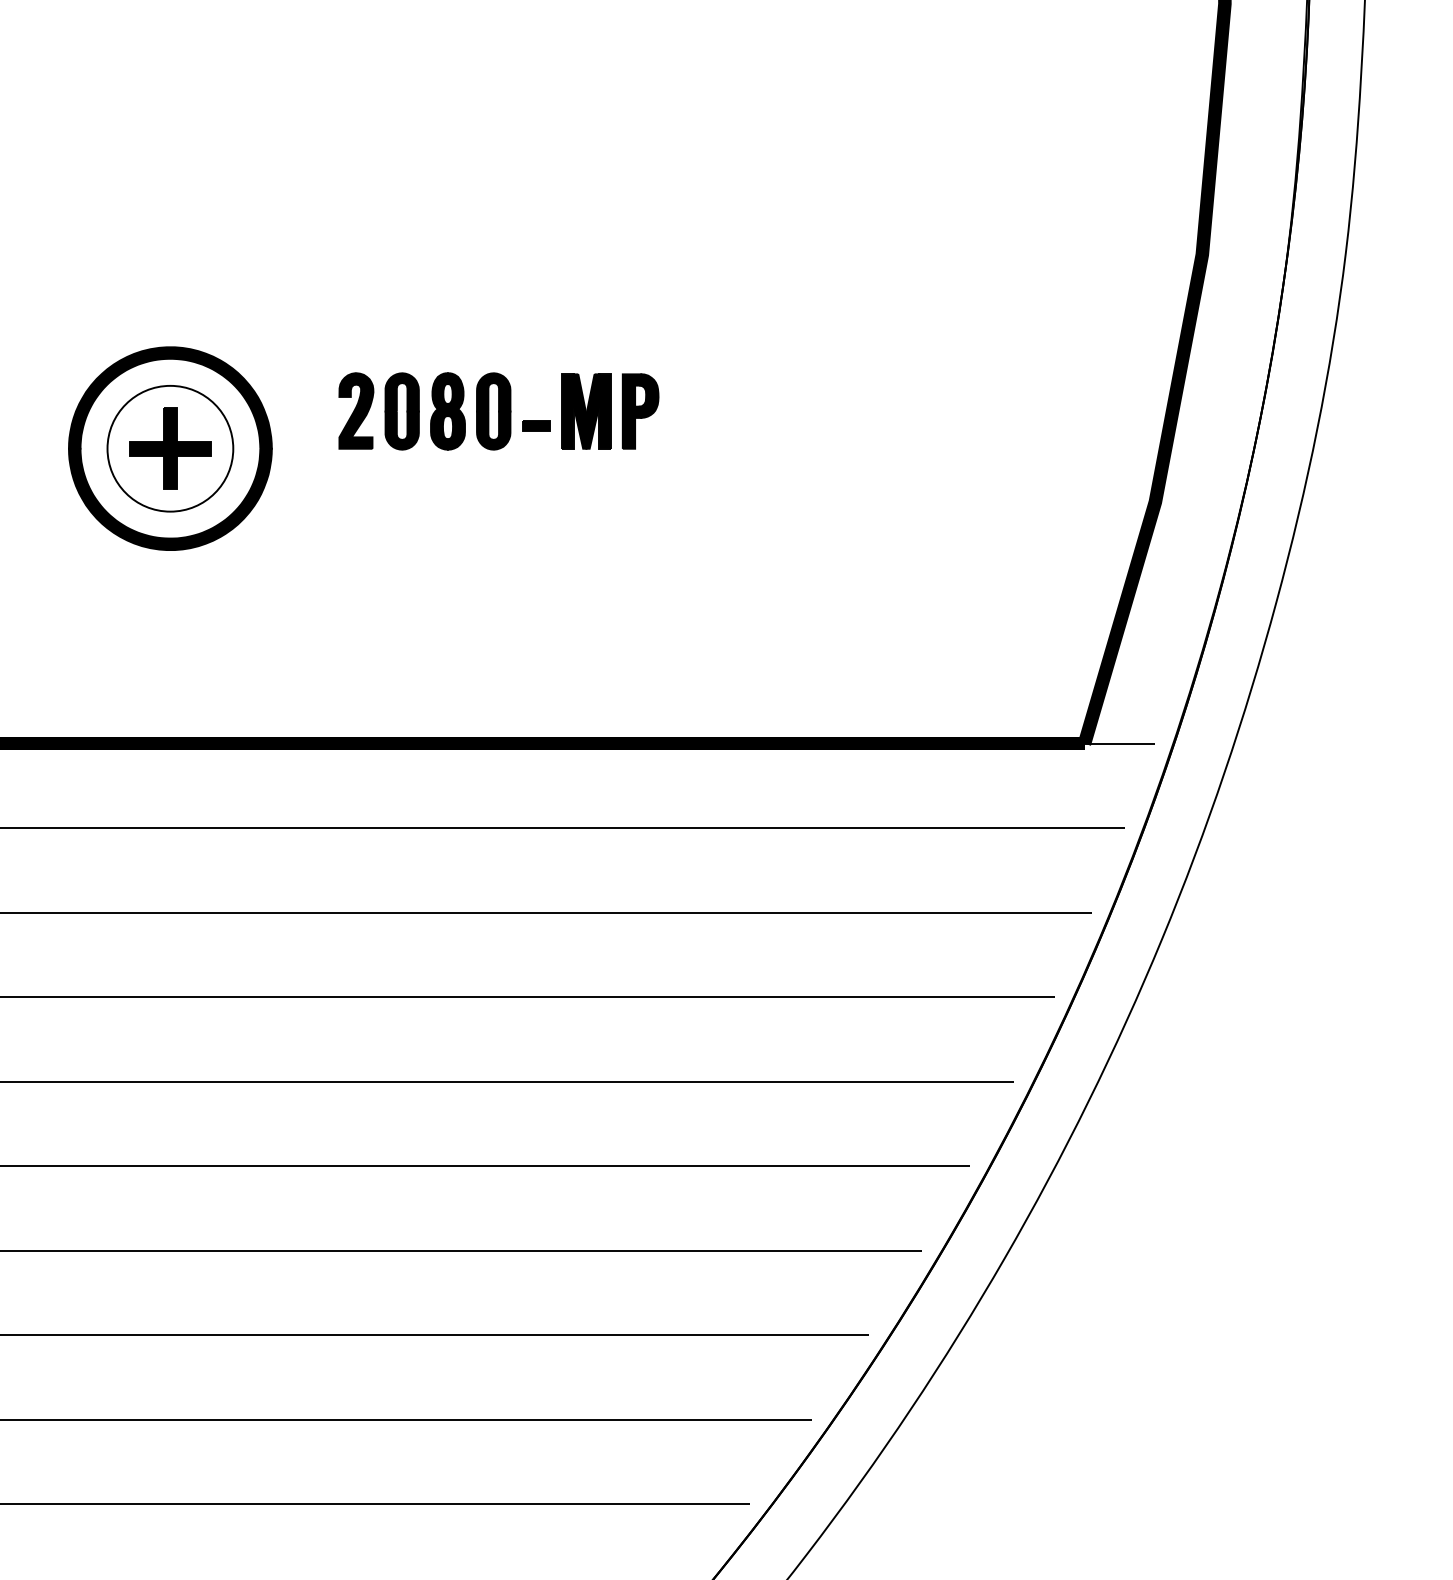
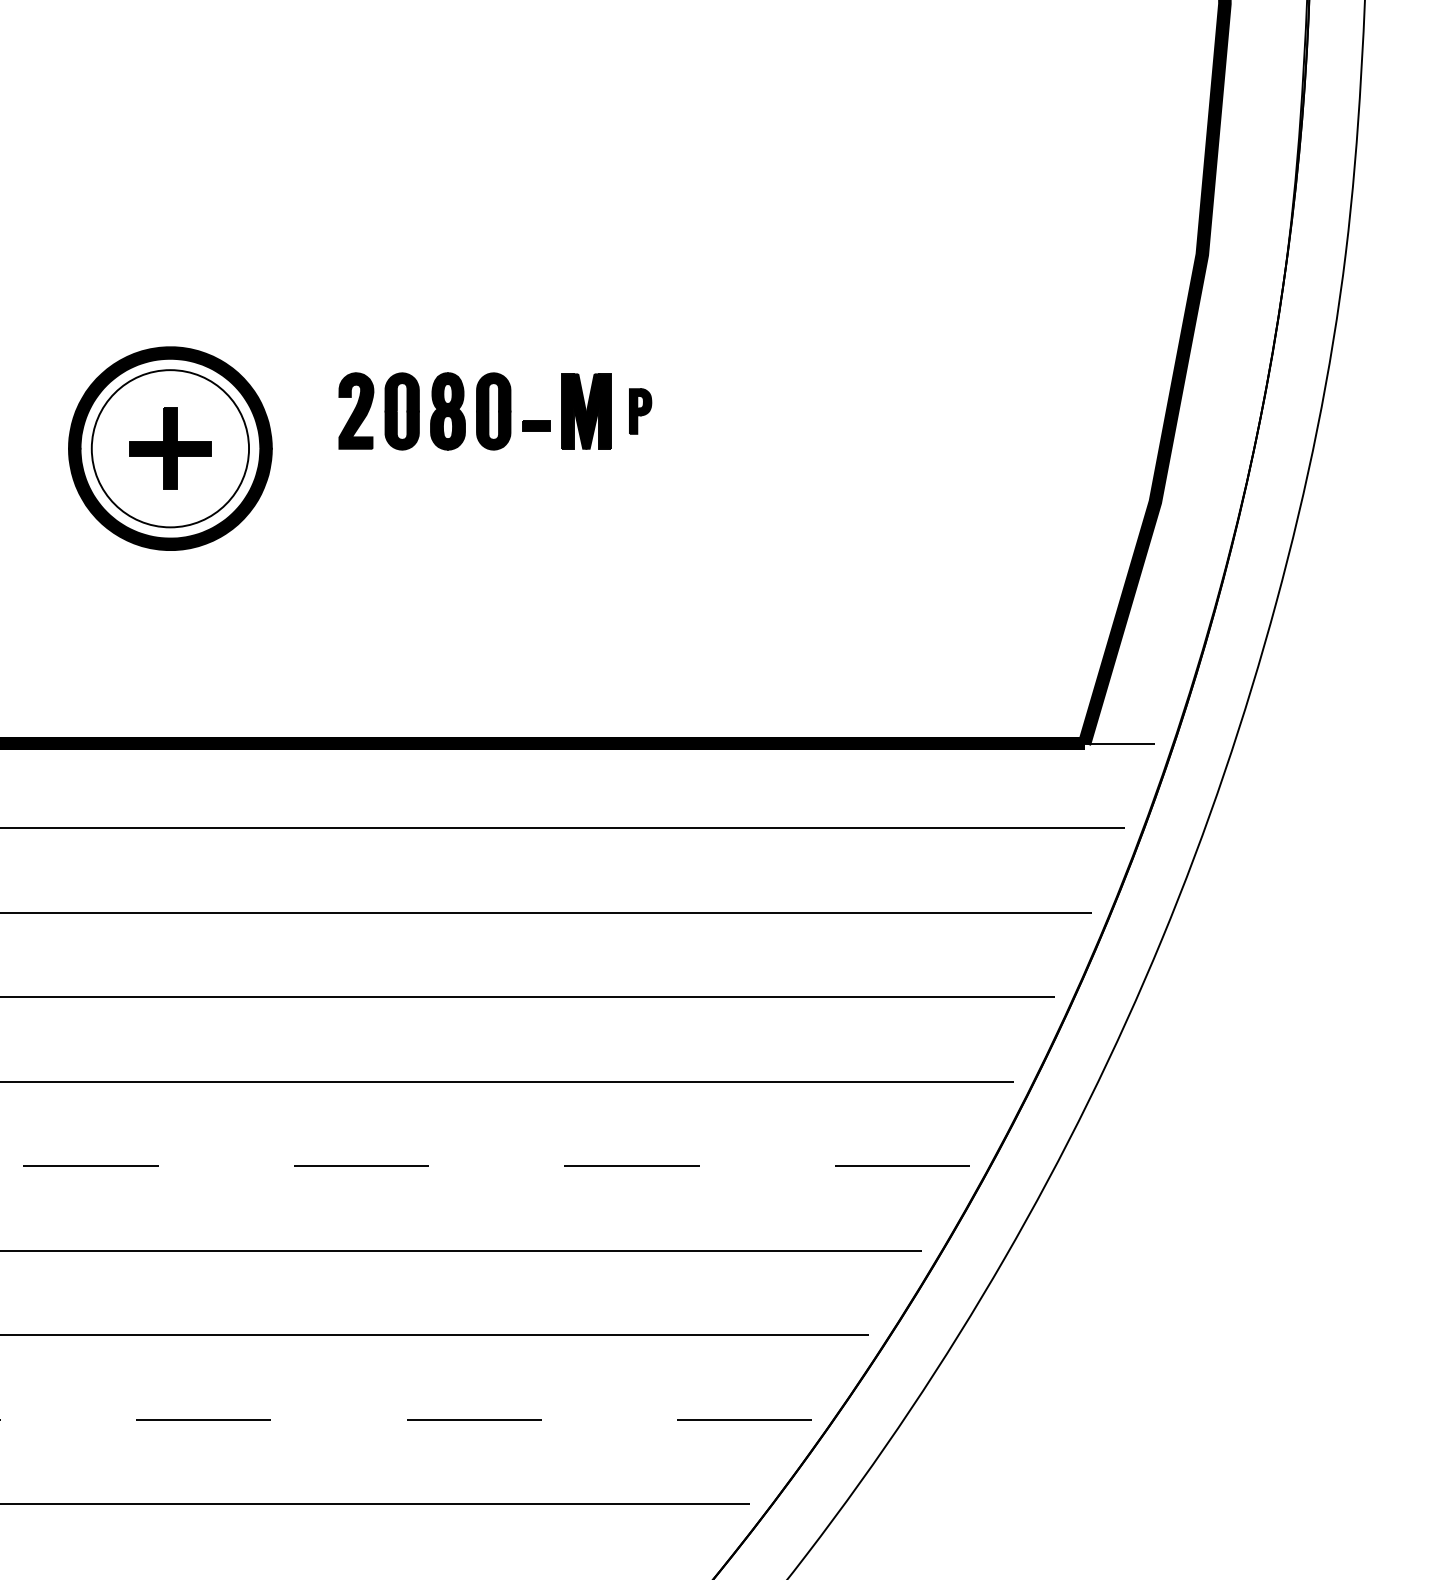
part size: 39x77 px -> 24x47 px (640, 411)
circle diameter: 126 px -> 157 px (170, 448)
line: solid -> dashed (485, 1166)
line: solid -> dashed (406, 1419)
